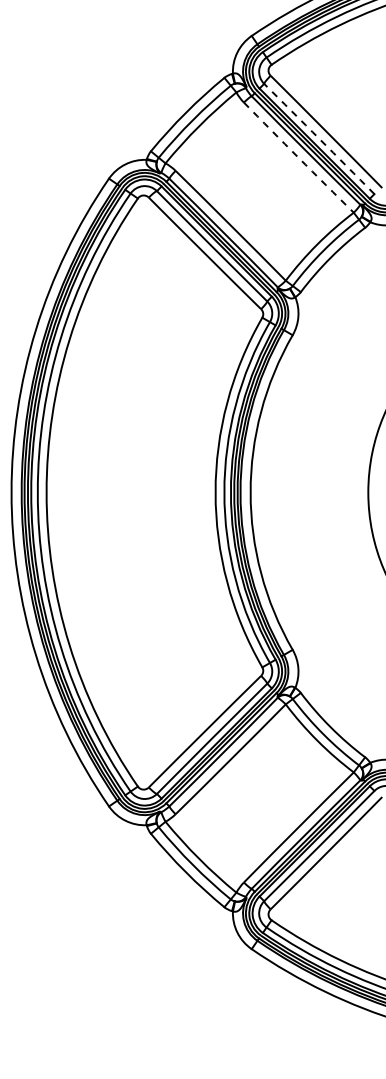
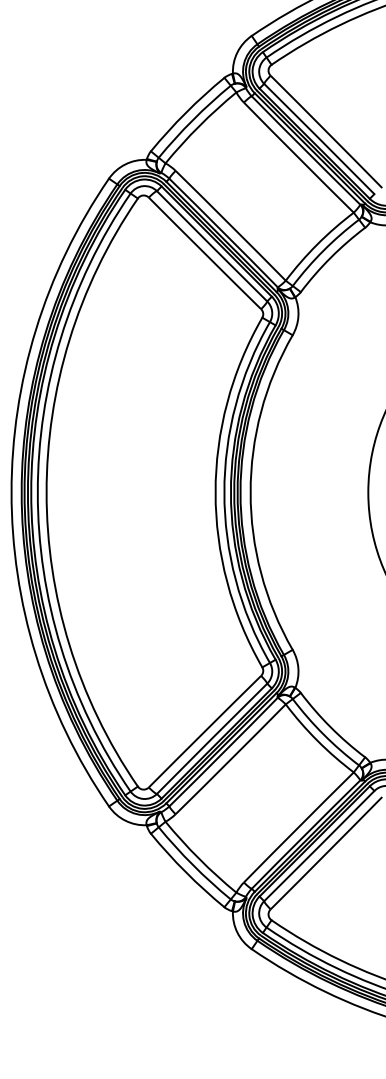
arc: dashed -> solid (319, 138)
arc: dashed -> solid (298, 157)
